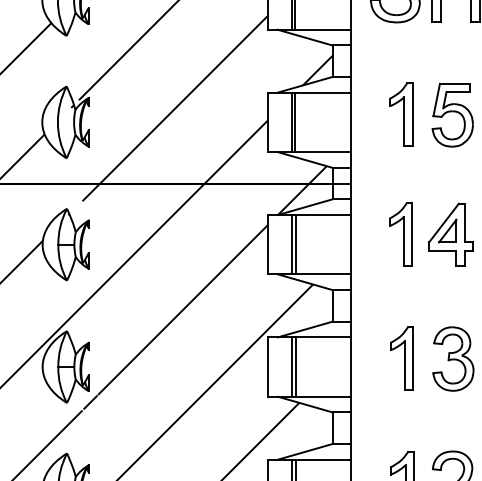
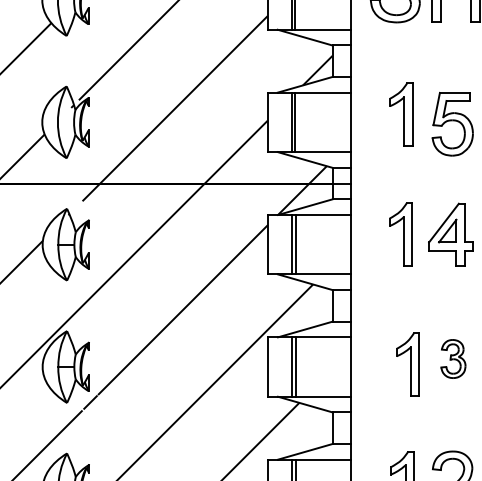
part position: (452, 114) -> (452, 123) (452, 123)
part position: (401, 358) -> (407, 364) (407, 364)
part size: 43x66 px -> 27x40 px (453, 358)
